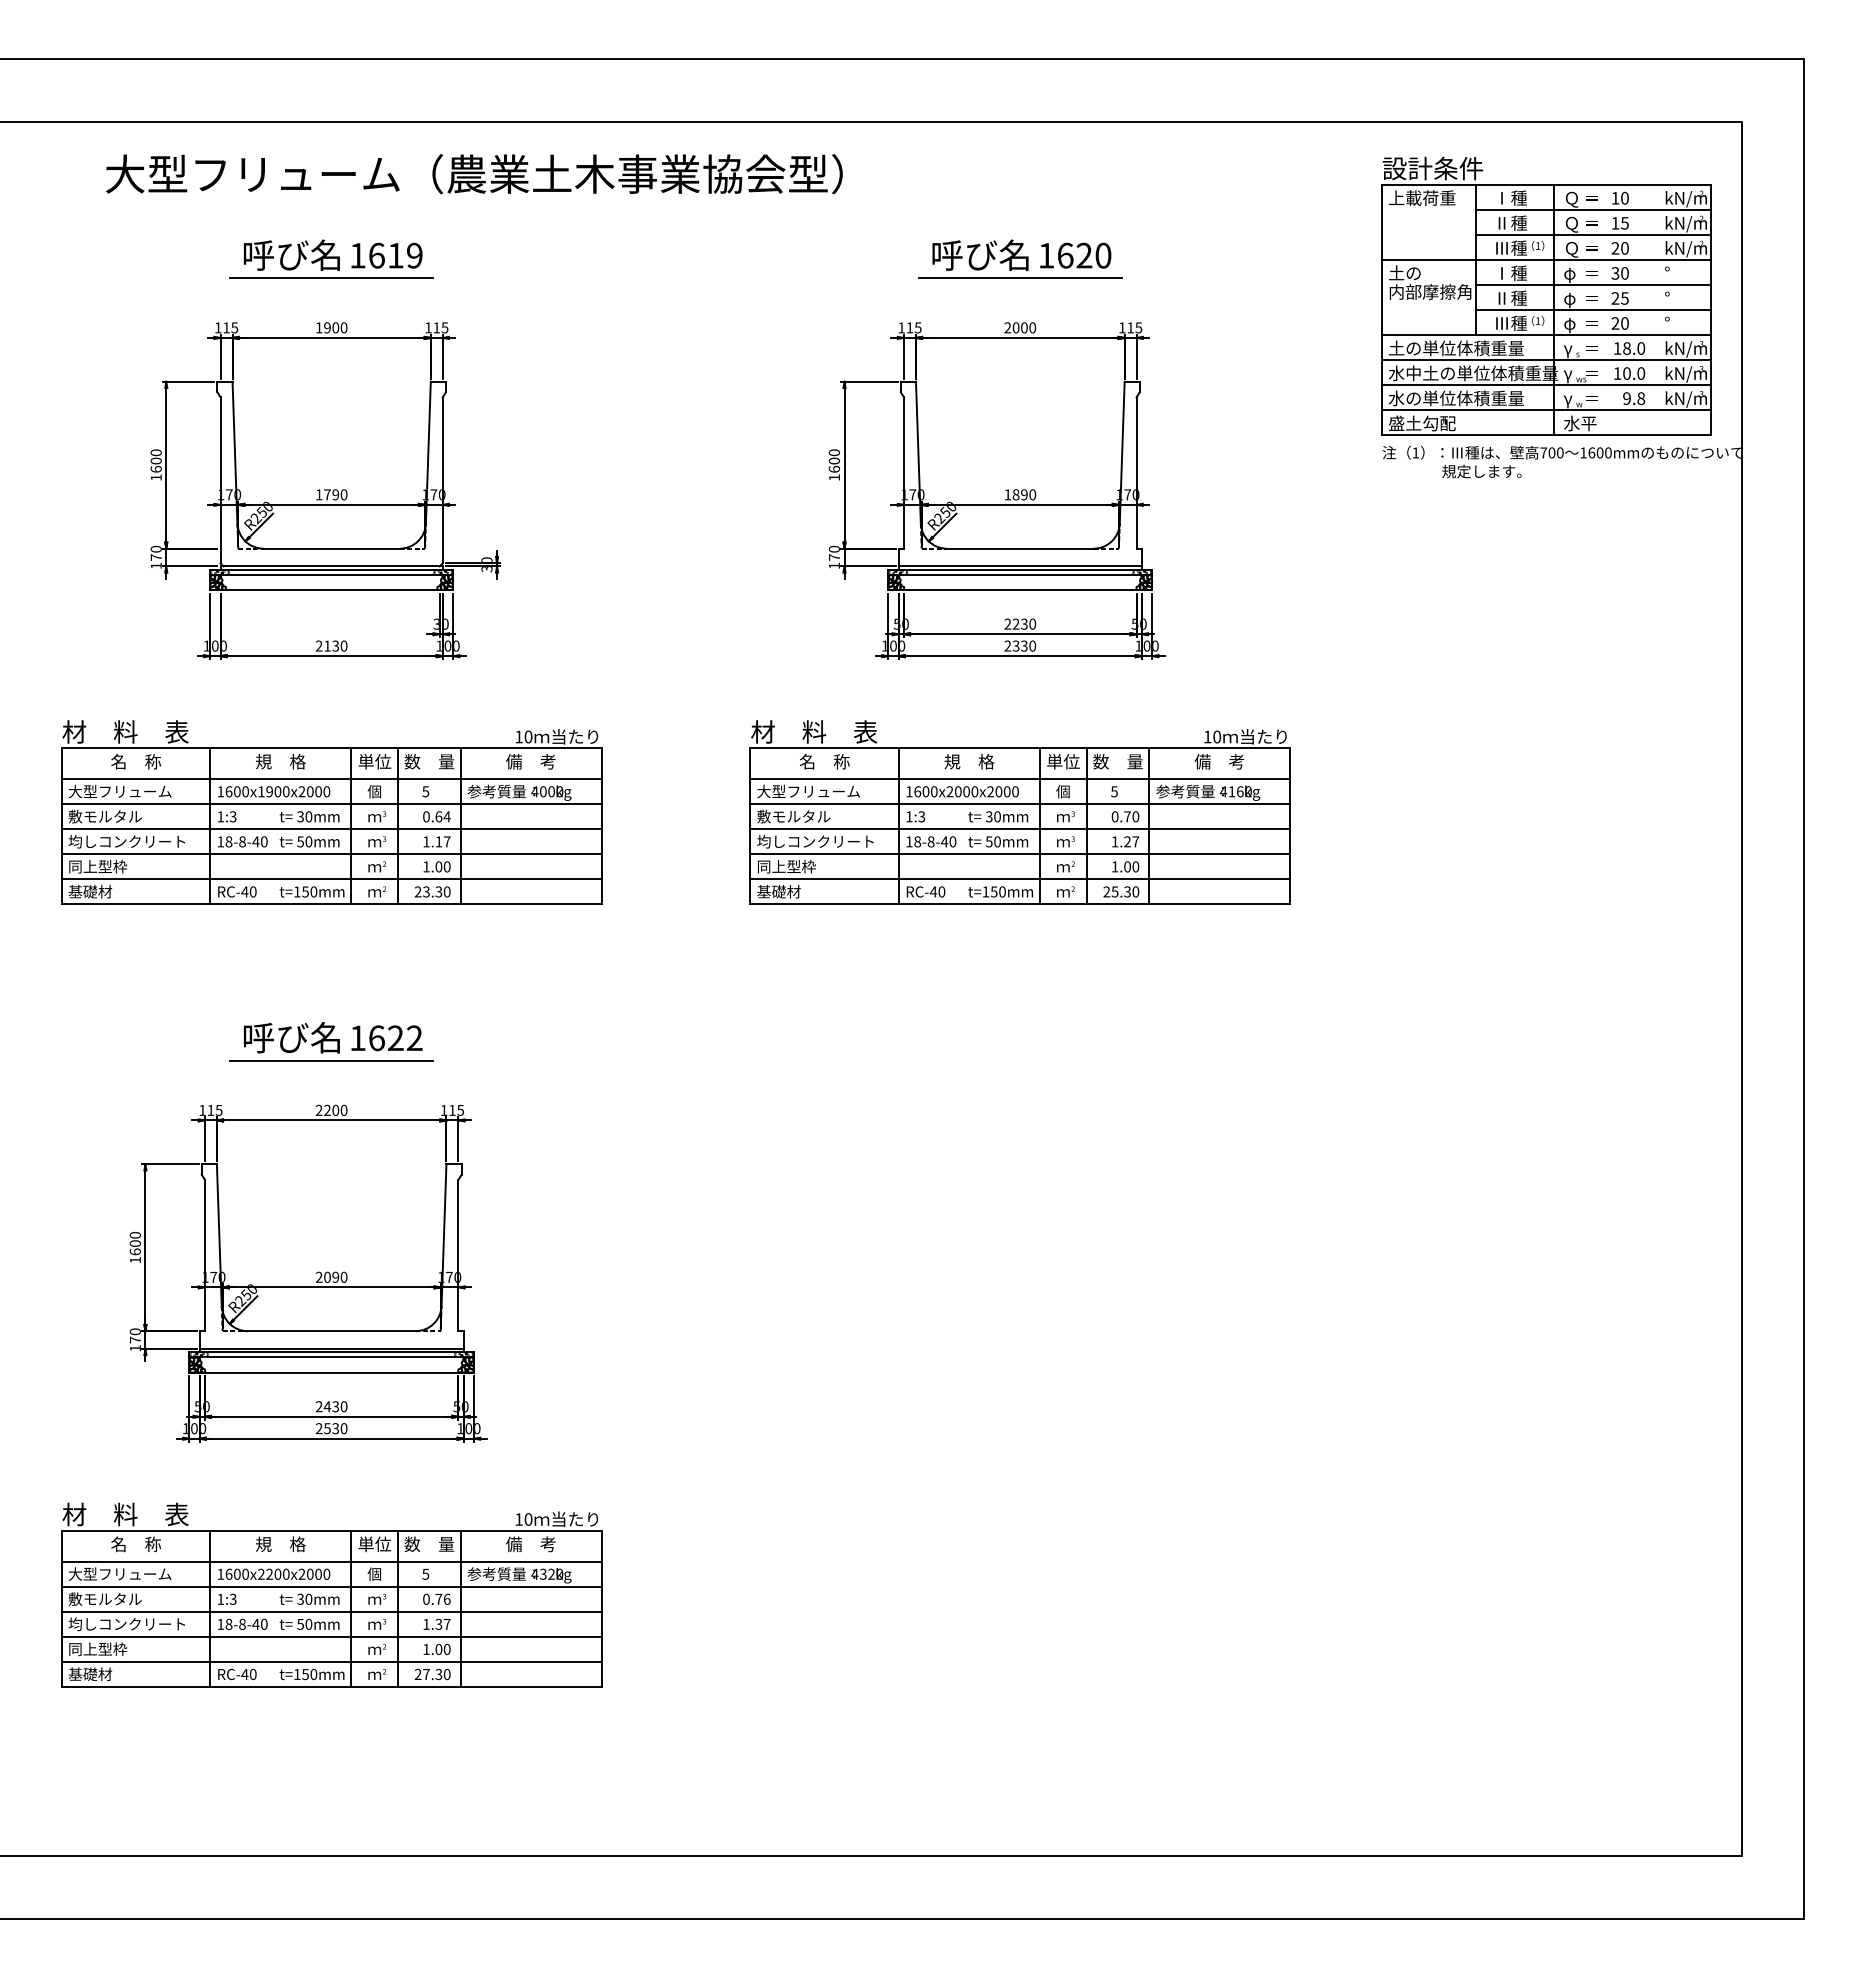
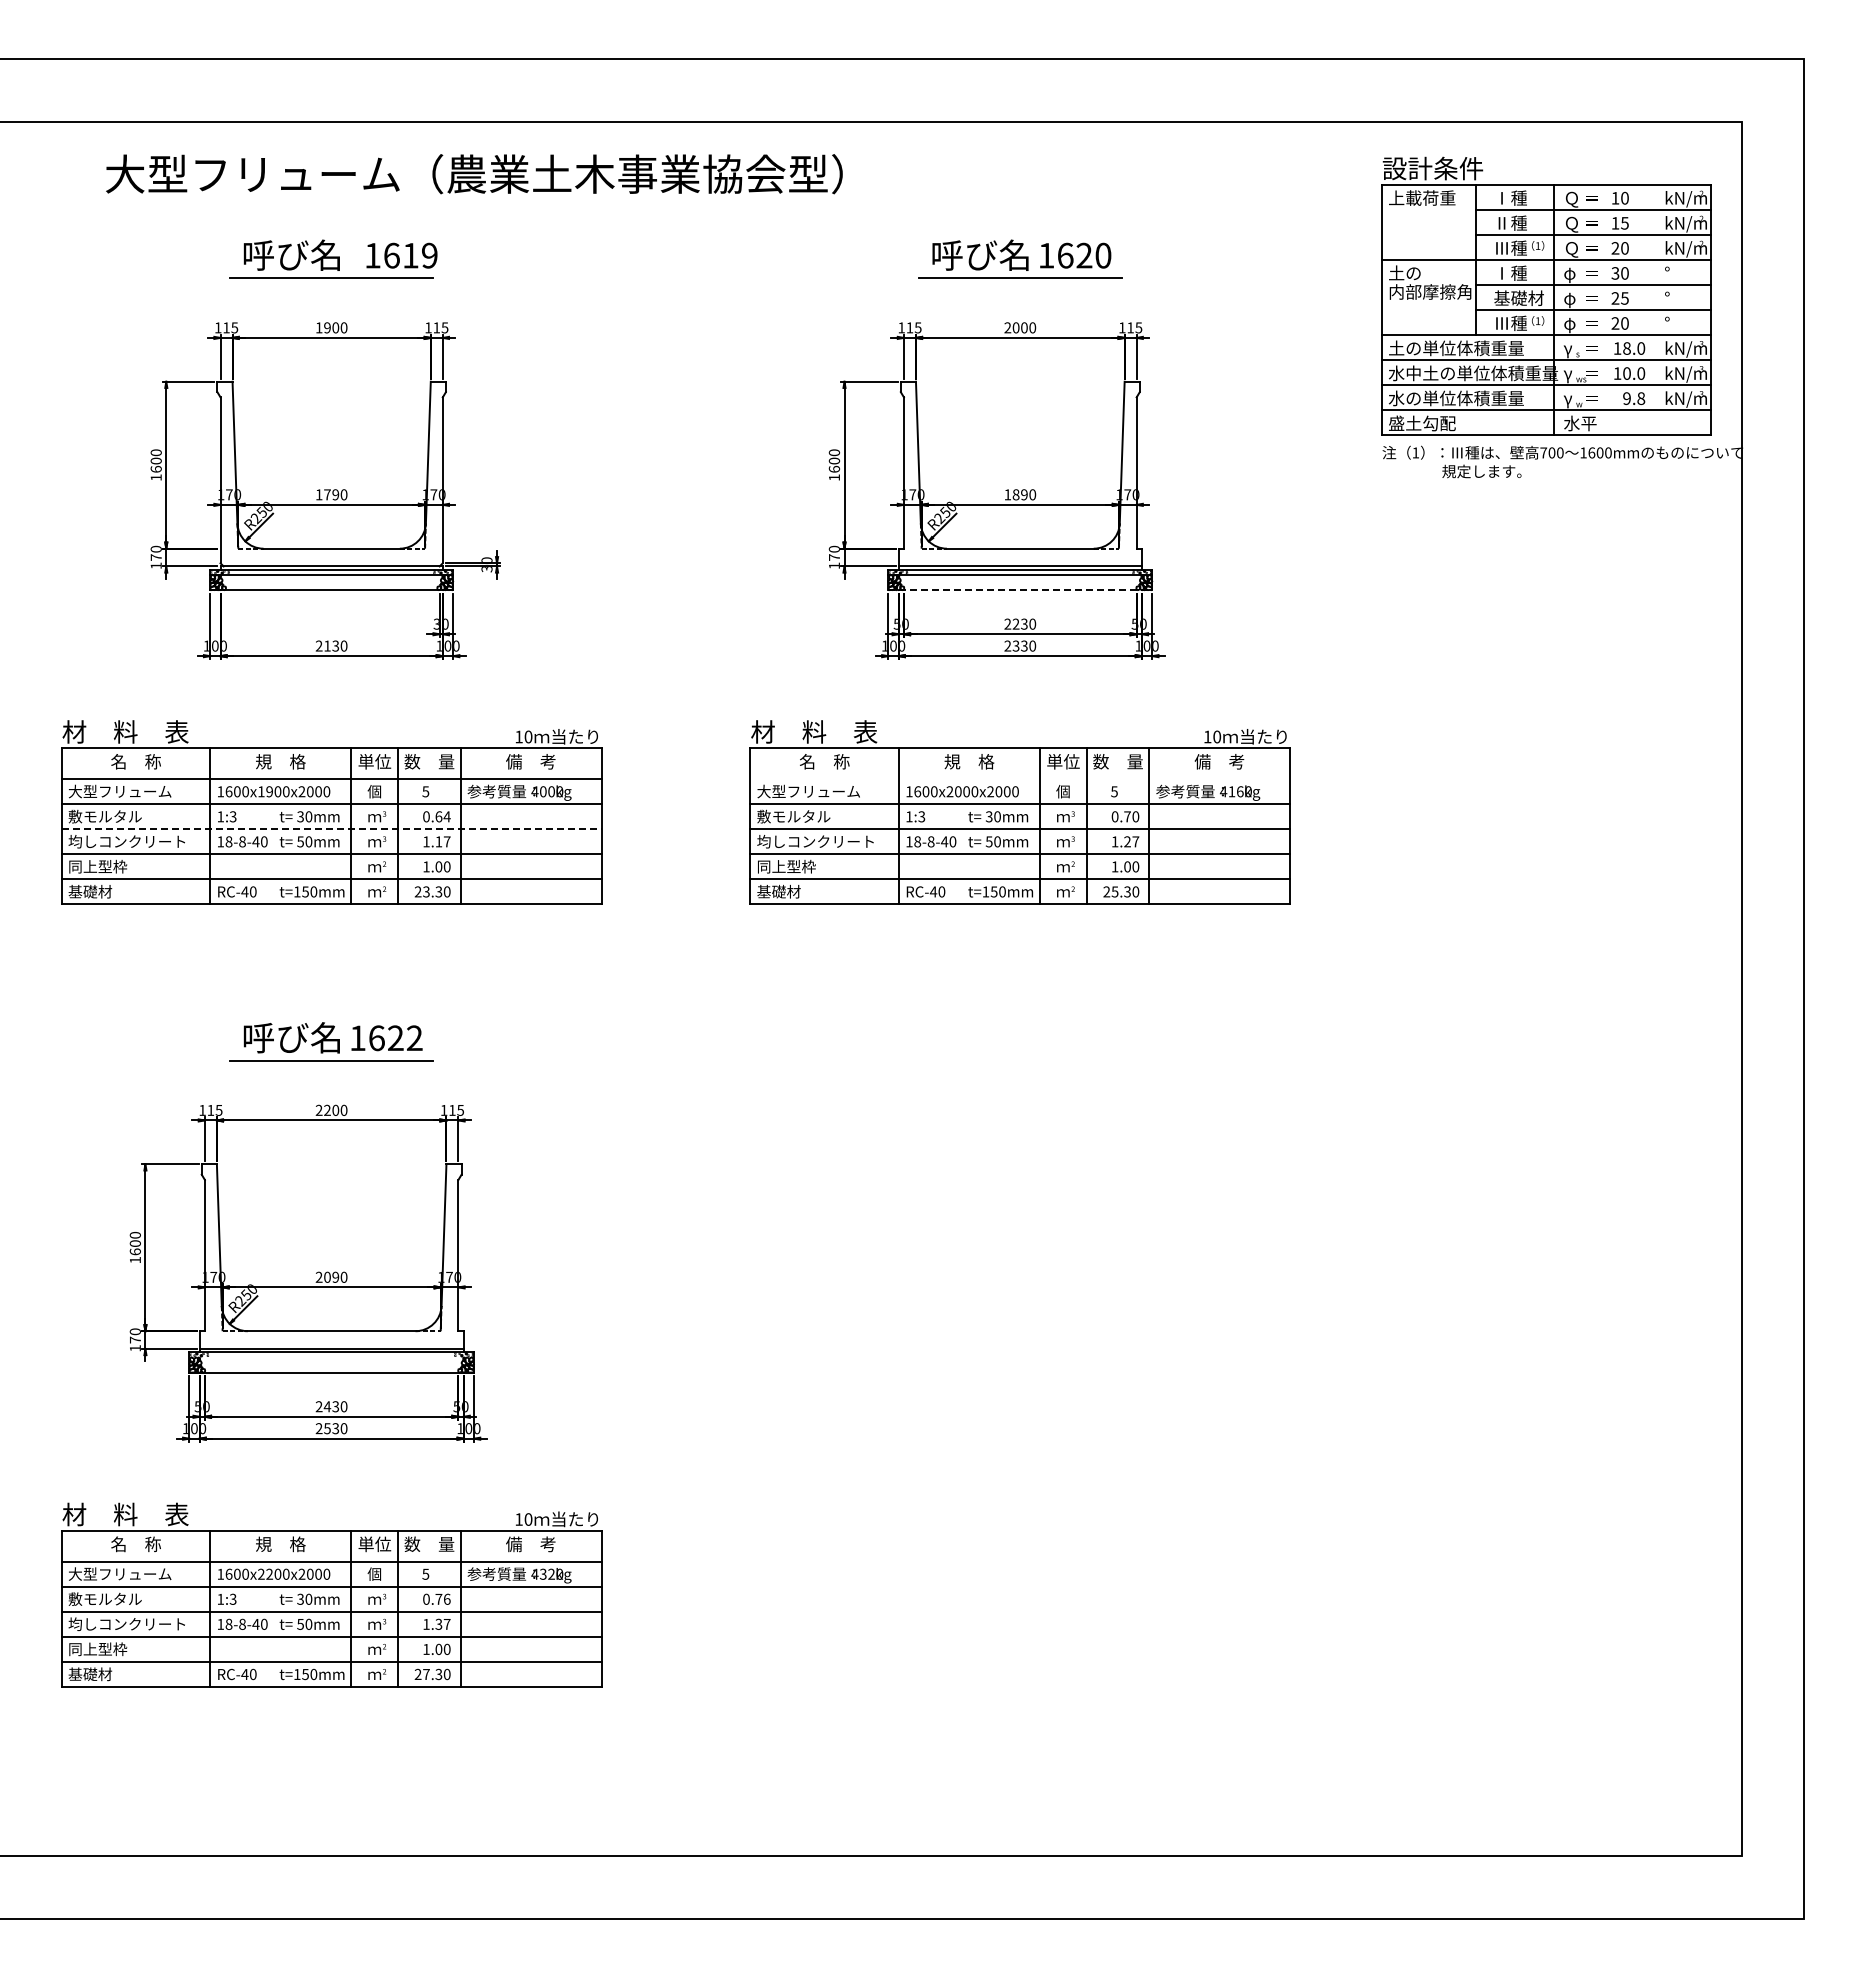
text position: (386, 255) -> (401, 255) (401, 255)
text: Ⅱ種 -> 基礎材 (1518, 297)
line: solid -> dashed (1020, 590)
line: present -> none (1020, 779)
line: solid -> dashed (331, 829)
line: present -> none (331, 1357)
